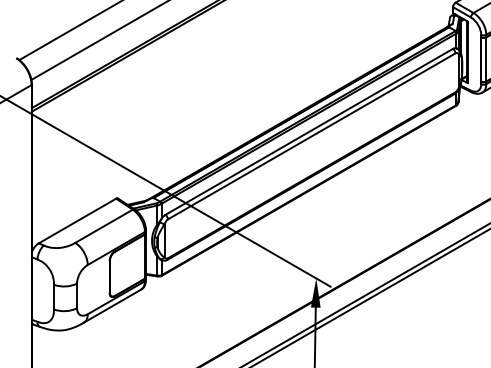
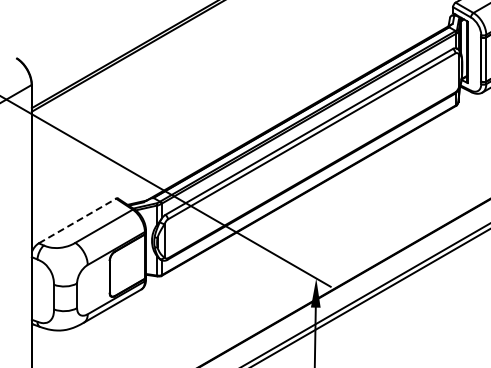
line: present -> none (69, 31)
line: present -> none (98, 40)
line: solid -> dashed (77, 221)
